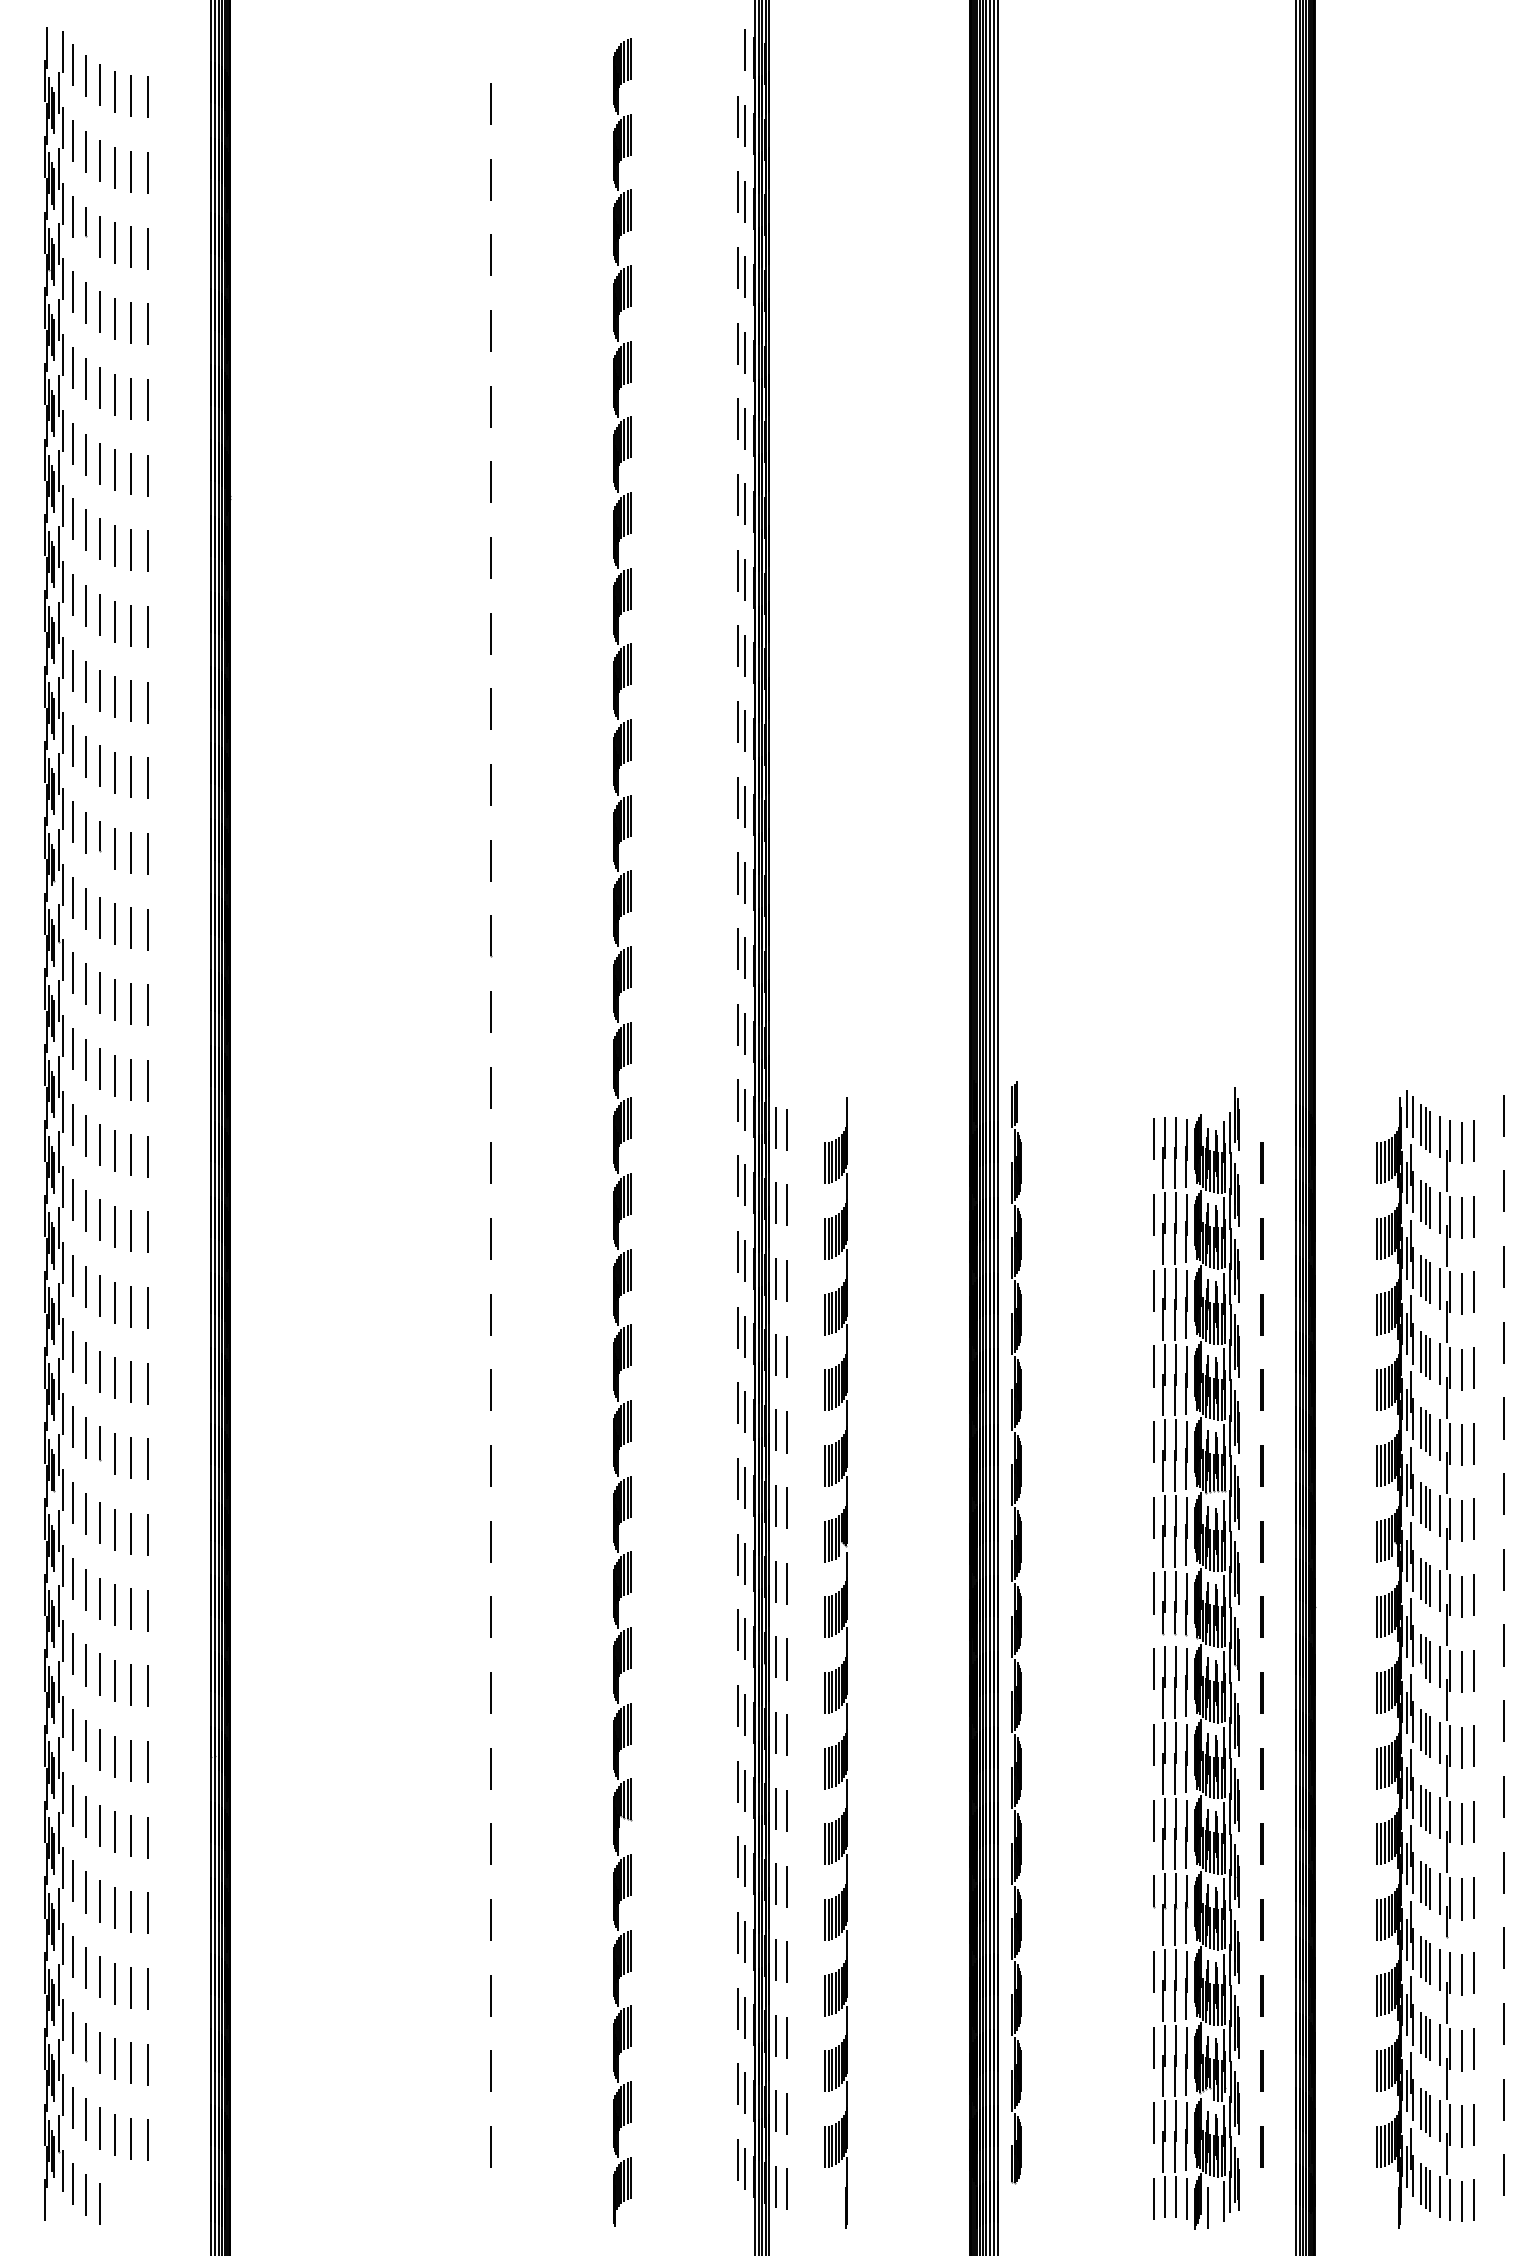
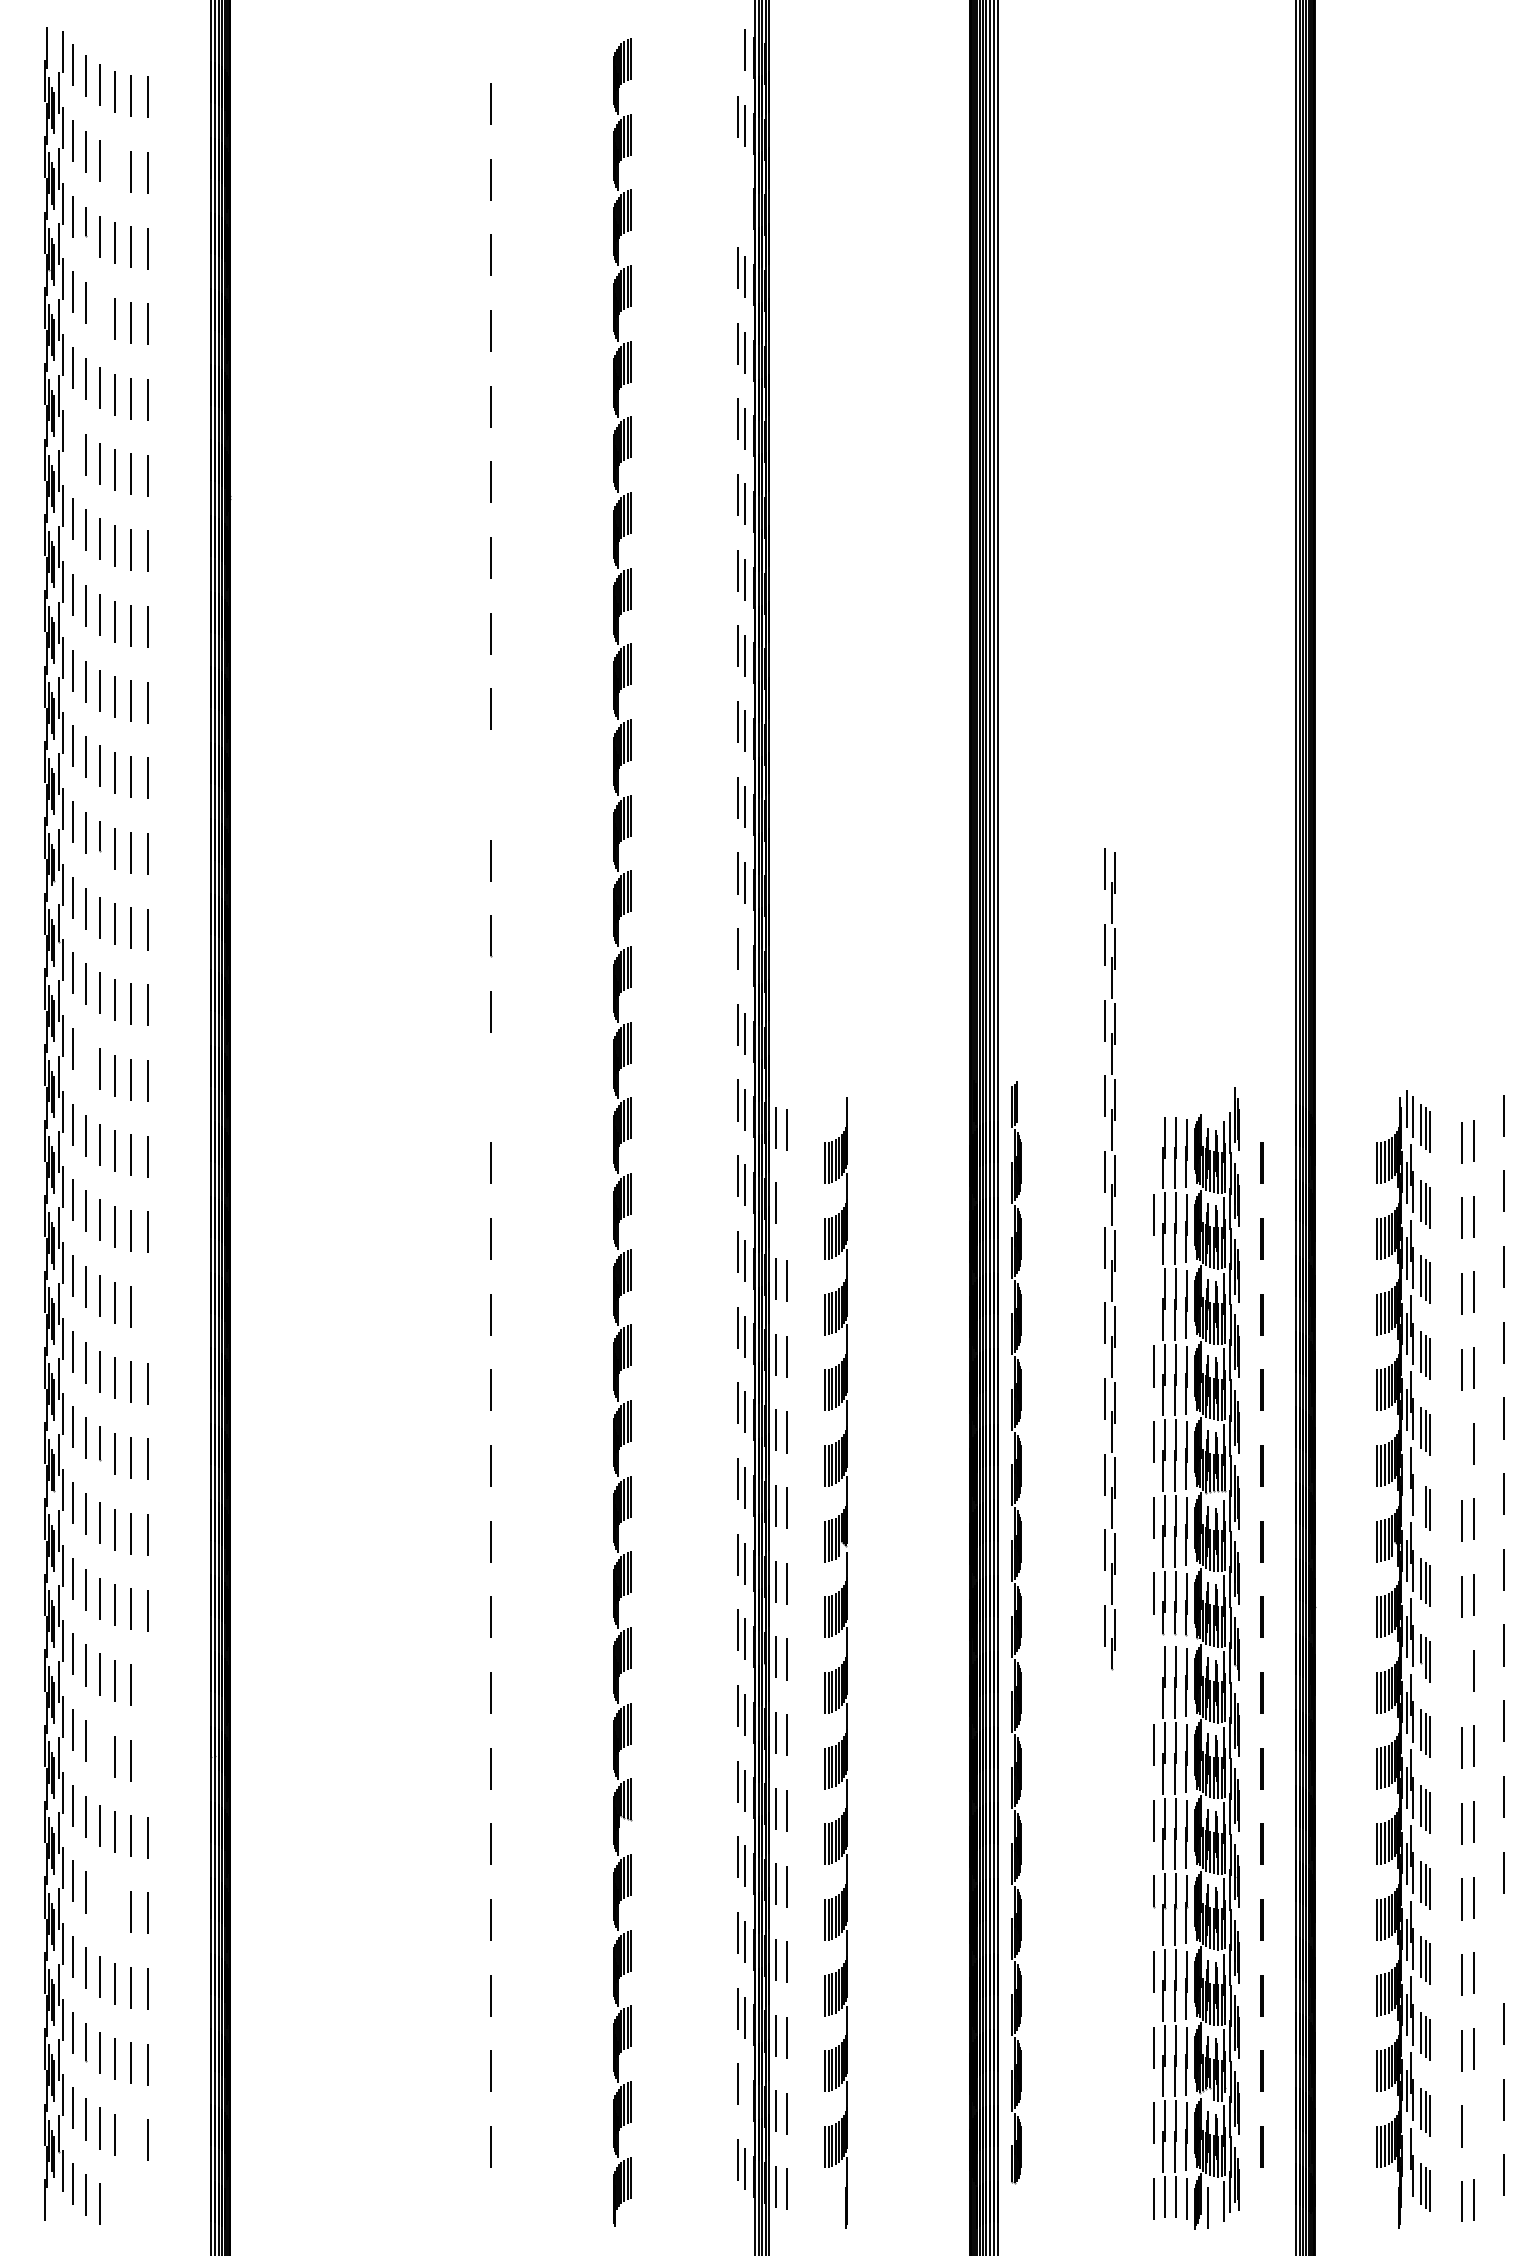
line: present -> none (114, 167)
line: present -> none (737, 192)
line: present -> none (745, 201)
line: present -> none (99, 312)
line: present -> none (73, 443)
line: present -> none (490, 784)
line: present -> none (745, 958)
line: present -> none (85, 1060)
line: present -> none (490, 1087)
line: present -> none (1153, 1139)
line: present -> none (787, 1205)
line: present -> none (1153, 1290)
line: present -> none (147, 1308)
line: present -> none (1461, 1445)
line: present -> none (1406, 1485)
line: present -> none (1420, 1503)
part position: (1444, 1527) -> (1109, 1259) (1109, 1259)
line: present -> none (1153, 1669)
line: present -> none (1461, 1671)
line: present -> none (147, 1685)
line: present -> none (99, 1749)
line: present -> none (147, 1762)
line: present -> none (99, 1901)
line: present -> none (114, 1908)
line: present -> none (1503, 1947)
part: present -> none (1444, 2084)
line: present -> none (745, 2093)
line: present -> none (1473, 2124)
line: present -> none (131, 2139)
line: present -> none (1406, 2166)
